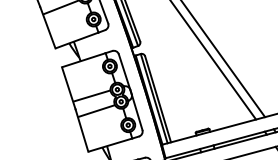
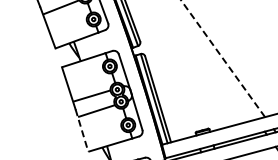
line: solid -> dashed (223, 58)
line: present -> none (213, 60)
line: solid -> dashed (82, 131)
